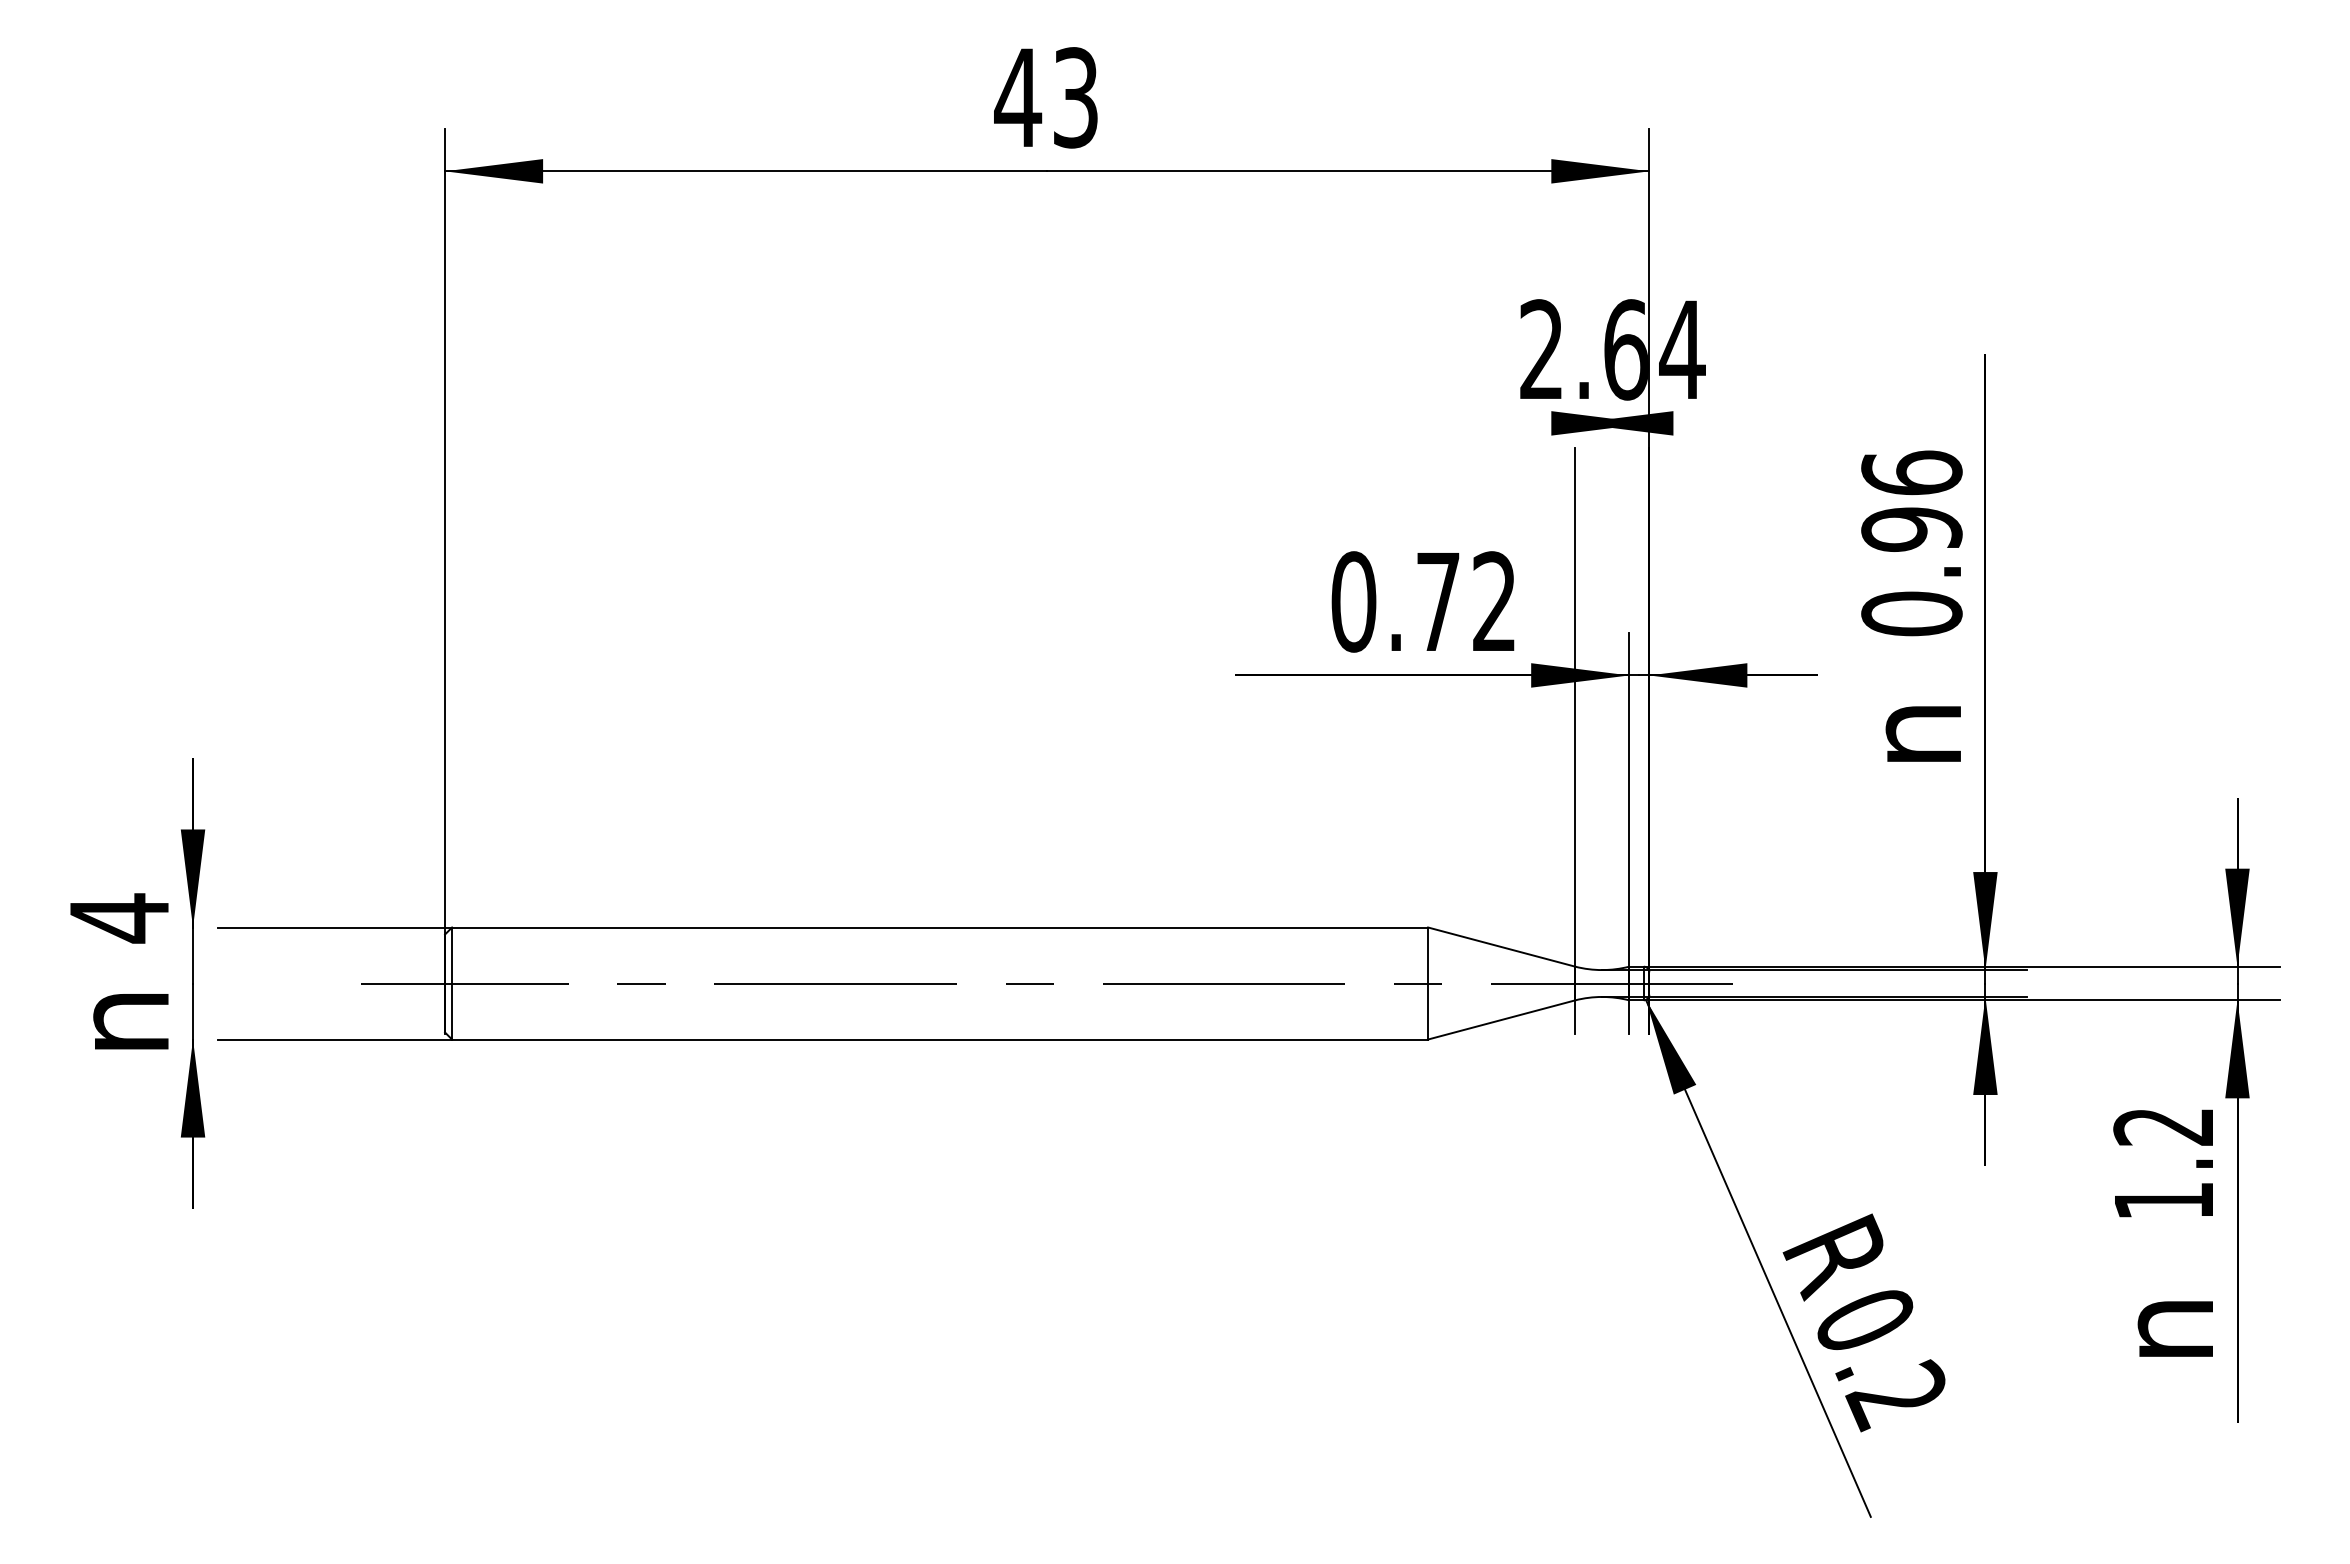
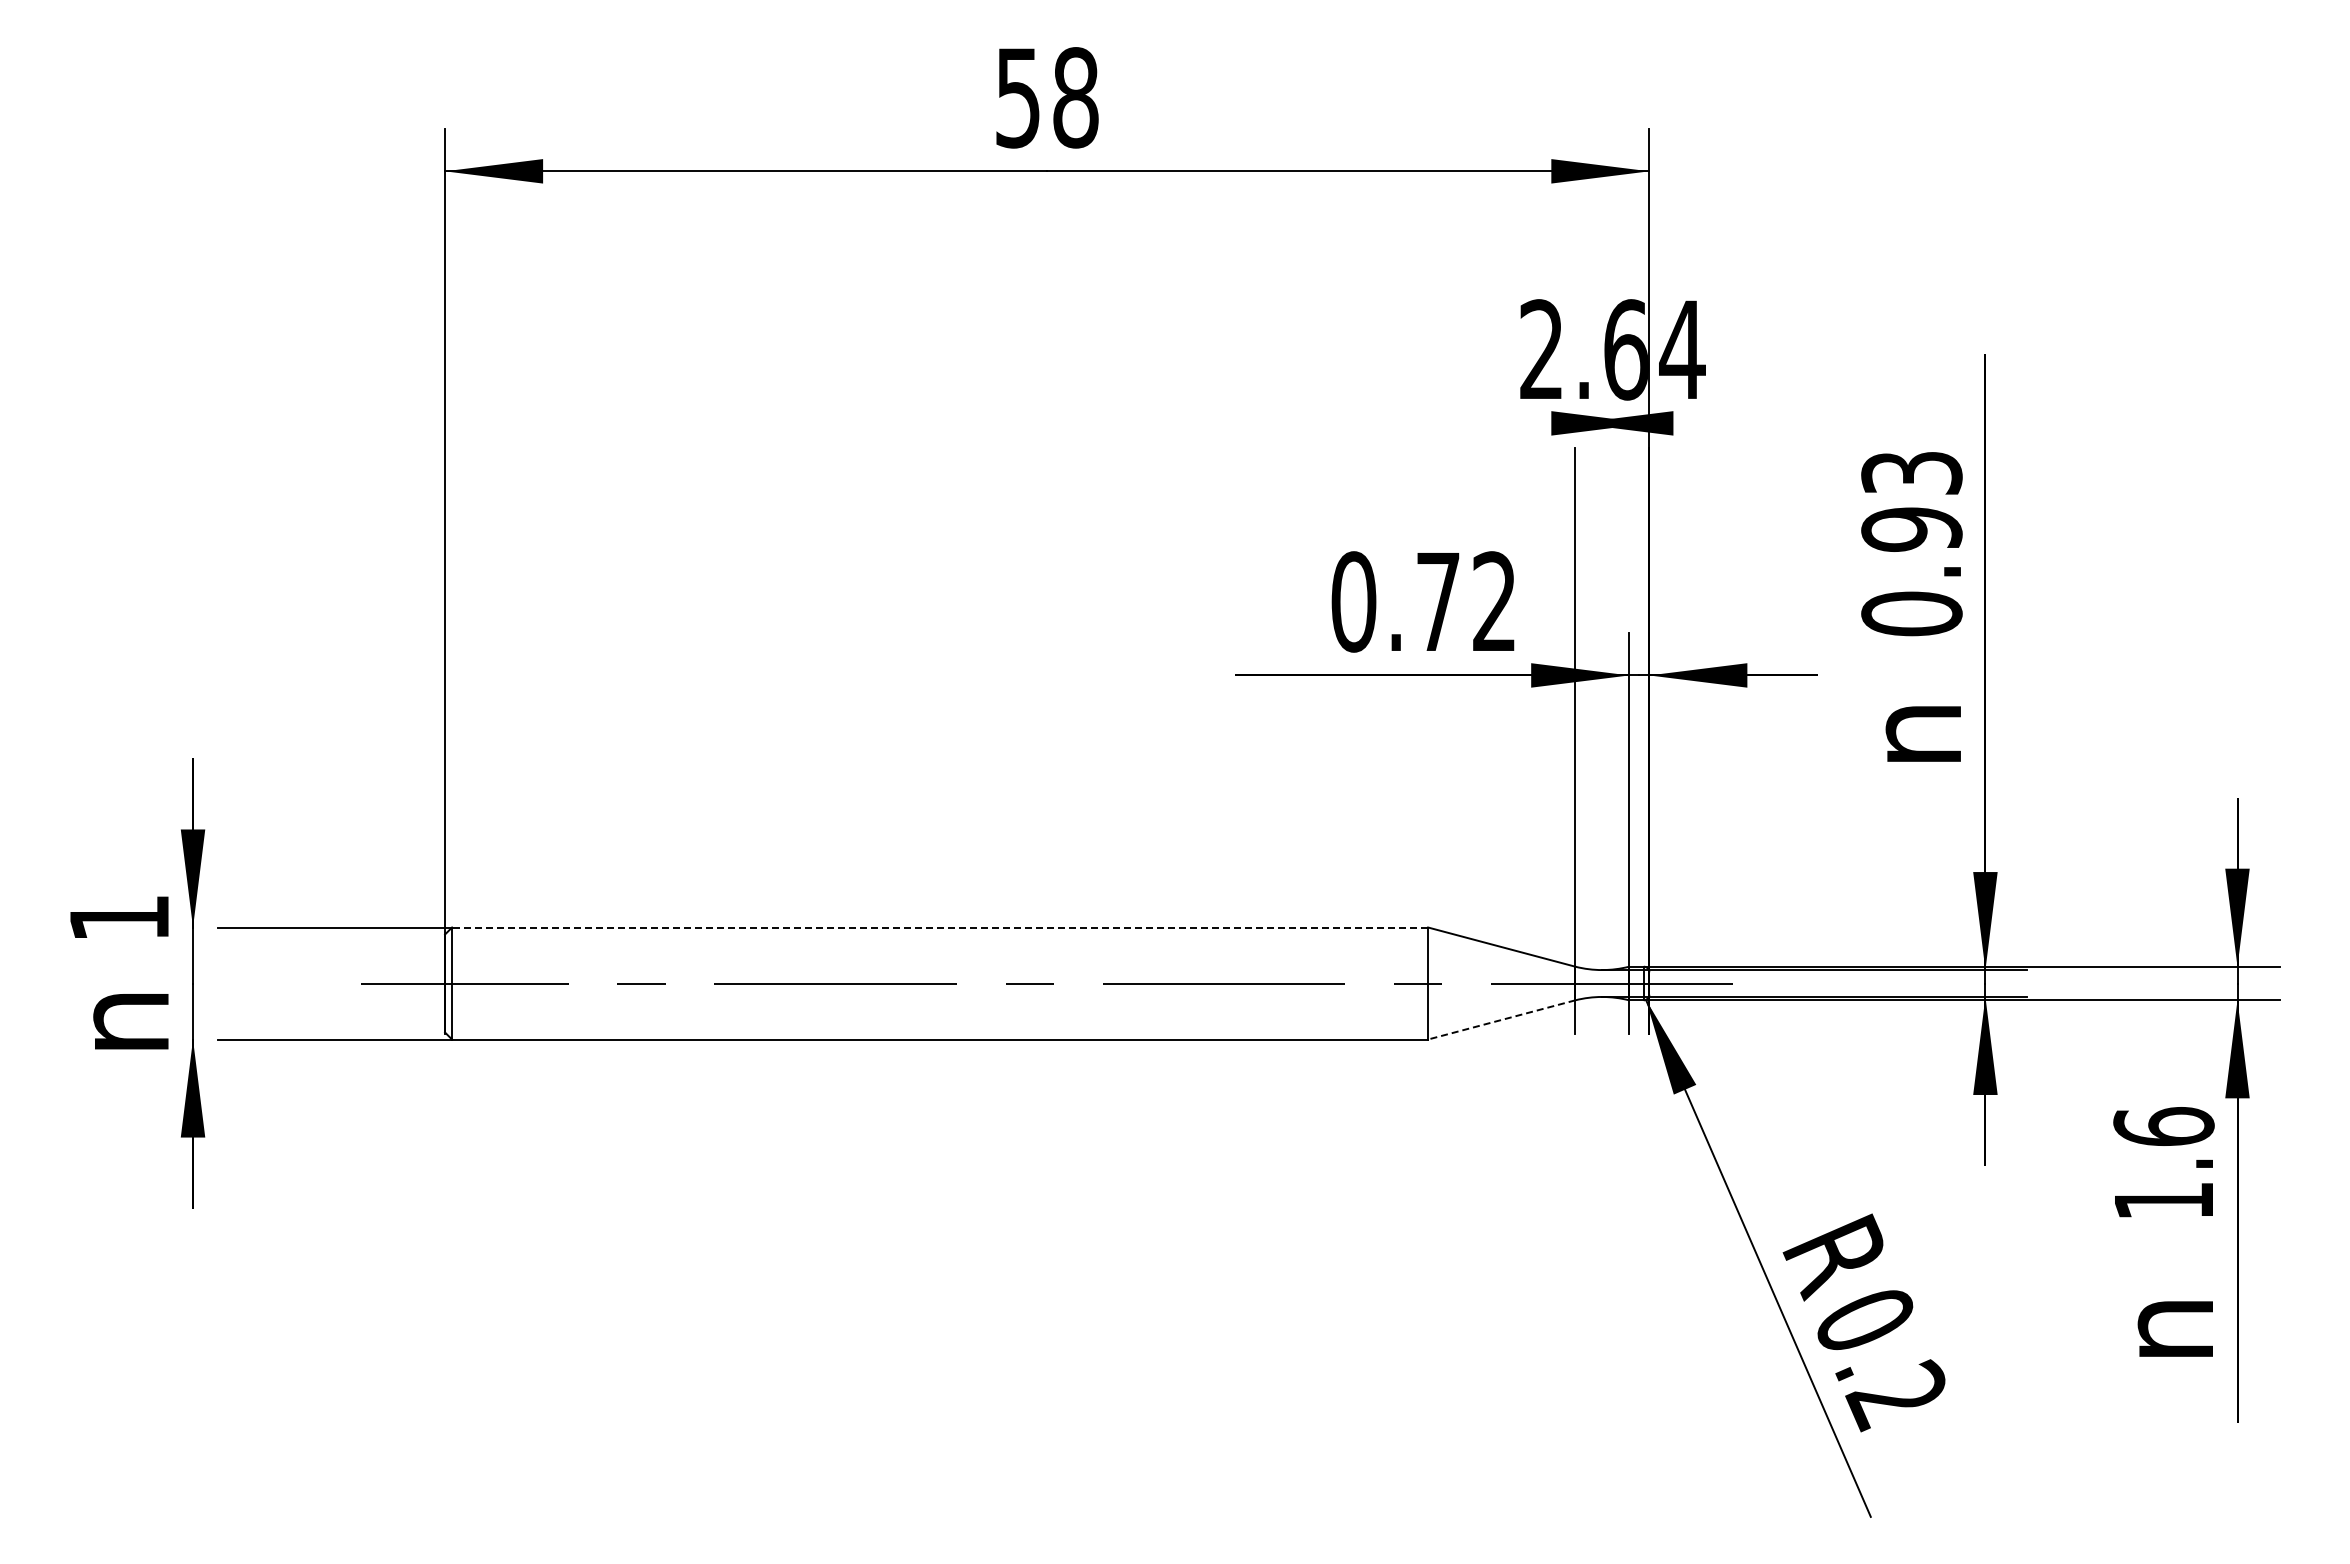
text: 43 -> 58 (1046, 97)
text: 0.96 -> 0.93 (1911, 472)
text: 4 -> 1 (119, 918)
line: solid -> dashed (939, 927)
line: solid -> dashed (1501, 1020)
text: 1.2 -> 1.6 (2163, 1126)
